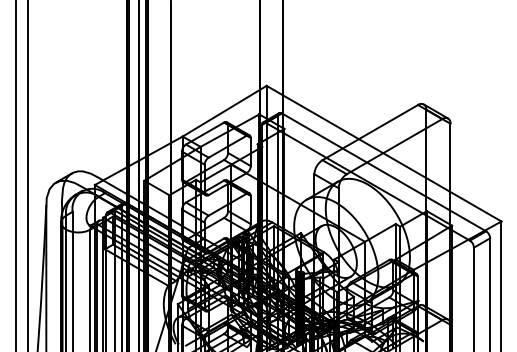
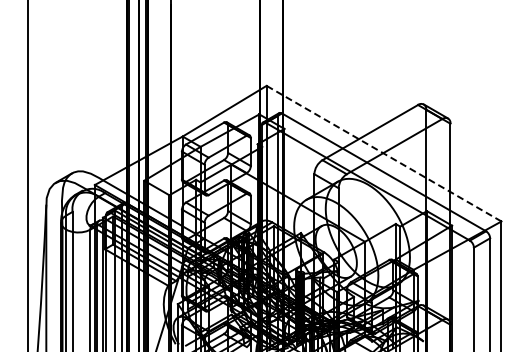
line: solid -> dashed (384, 153)
line: present -> none (15, 175)
